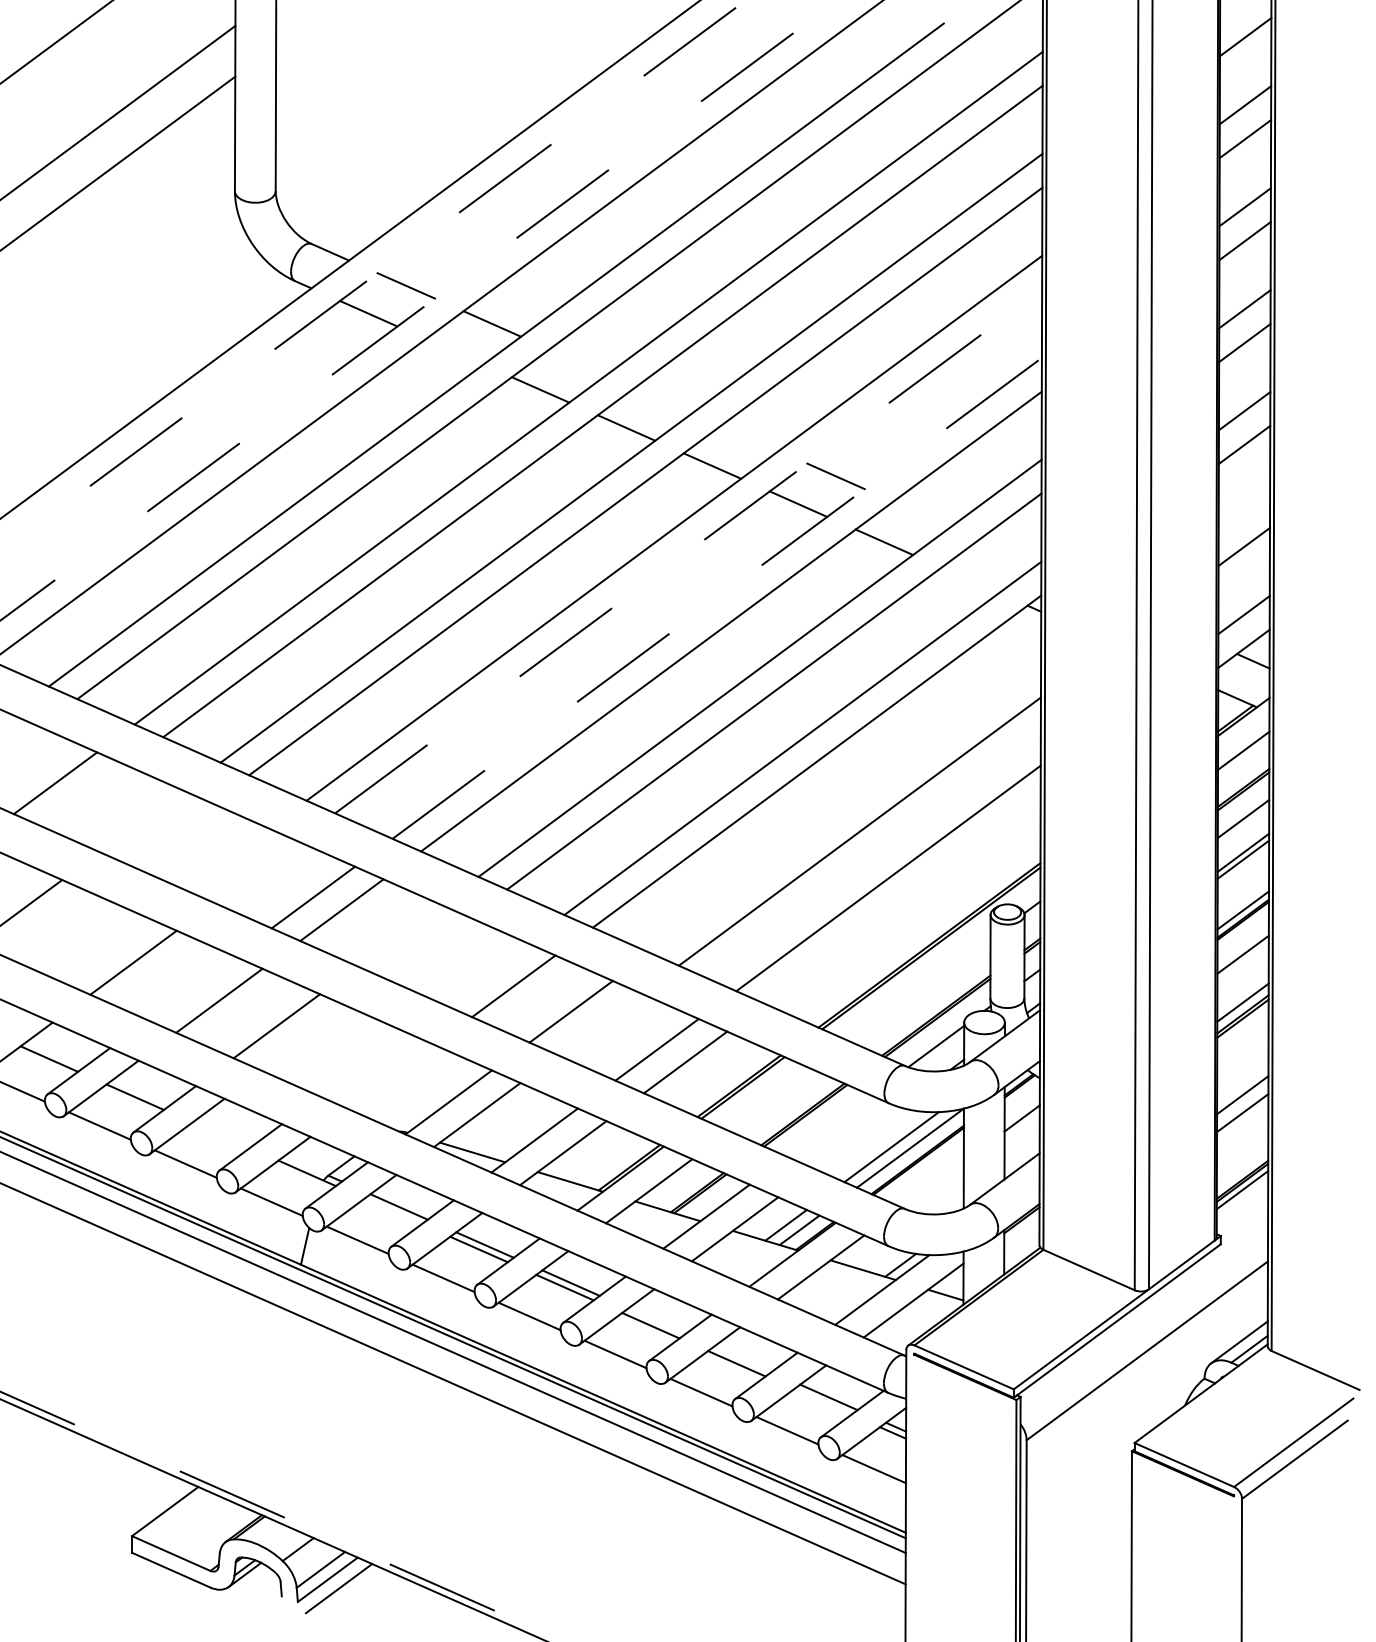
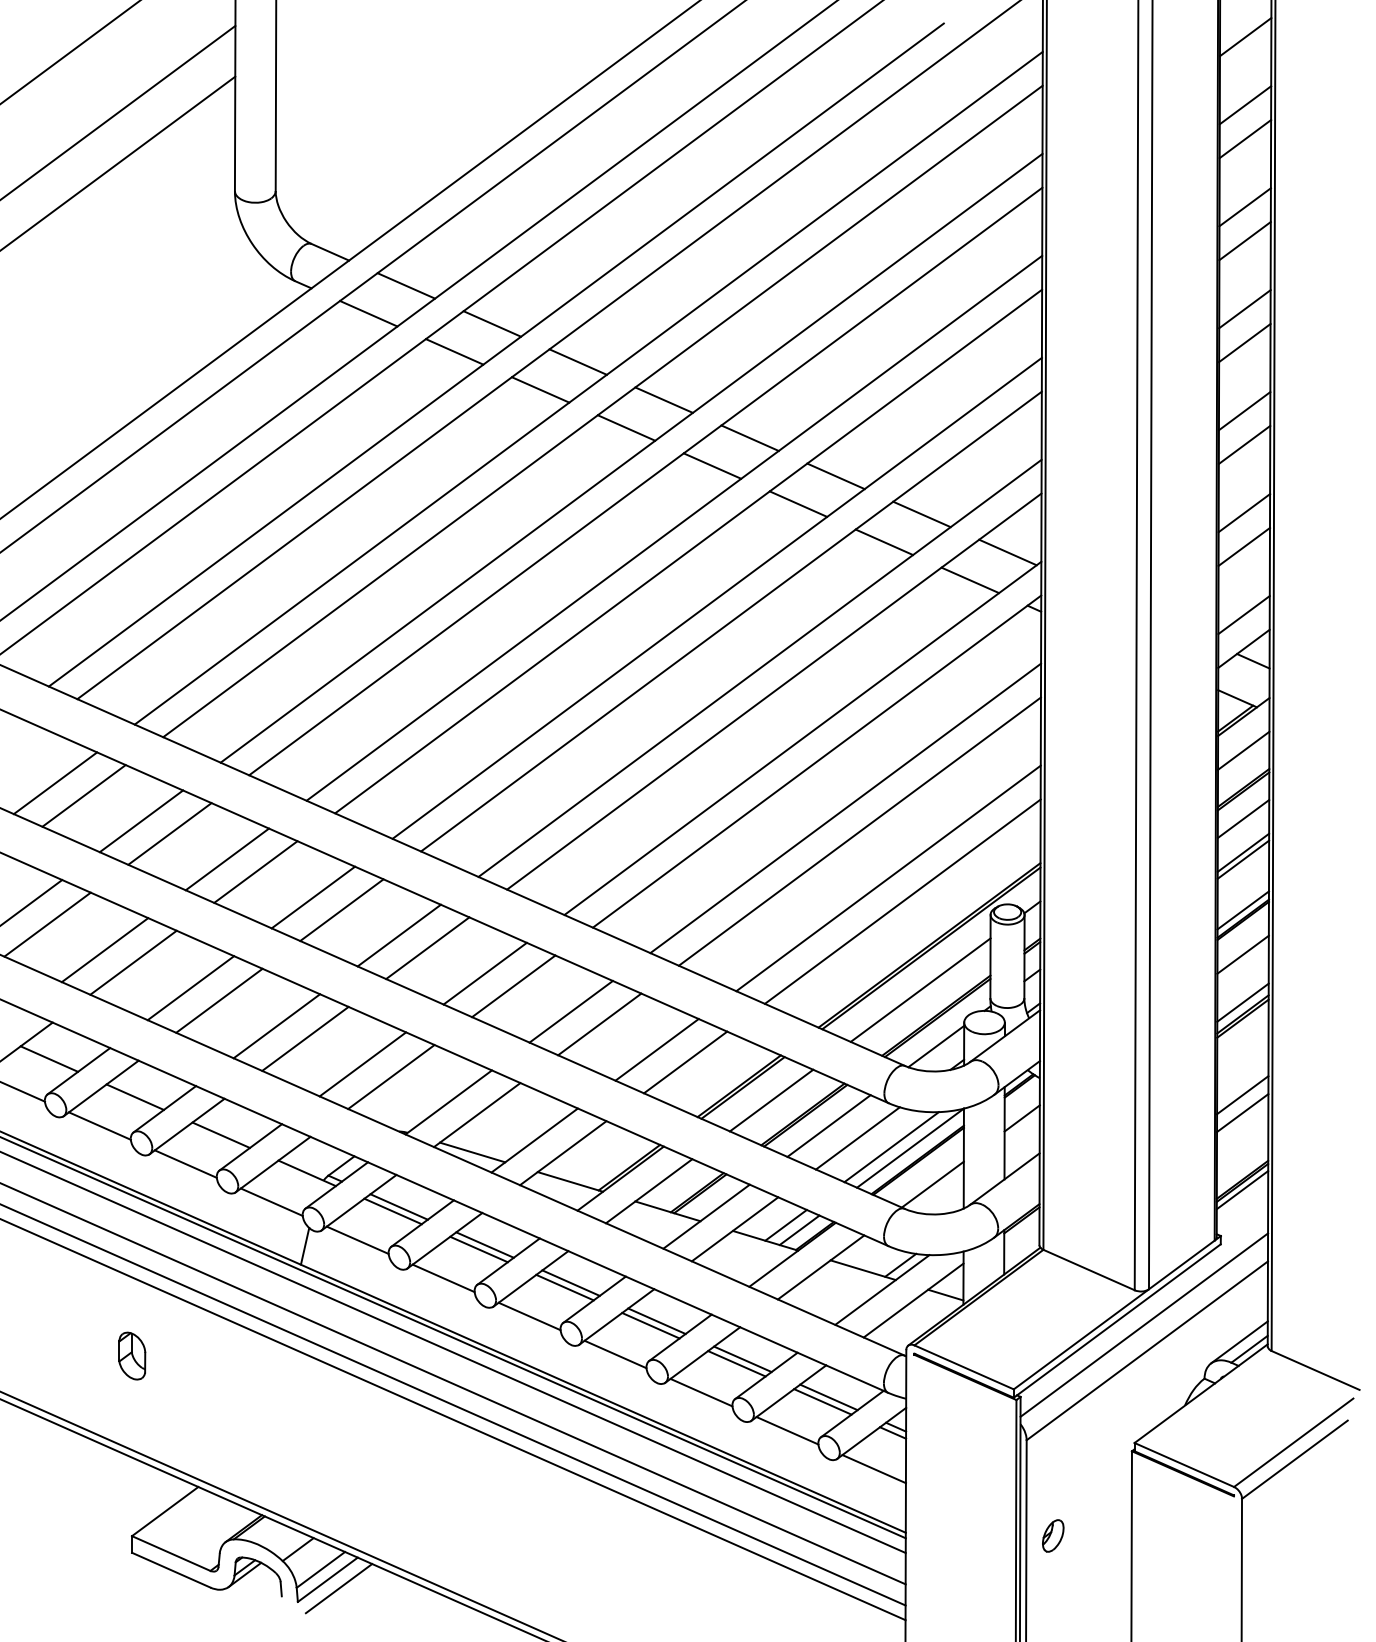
line position: (56, 42) -> (69, 52) (69, 52)
line: dashed -> solid (373, 276)
line: dashed -> solid (419, 309)
line: none -> present (454, 351)
line: none -> present (577, 361)
line: none -> present (663, 399)
line: none -> present (749, 437)
line: none -> present (1244, 513)
line: none -> present (921, 514)
line: dashed -> solid (688, 551)
line: none -> present (1007, 552)
line: none -> present (970, 580)
line: dashed -> solid (717, 598)
line: none -> present (83, 795)
line: none -> present (845, 808)
line: none -> present (141, 821)
line: none -> present (169, 833)
line: none -> present (227, 859)
line: none -> present (255, 871)
line: none -> present (902, 901)
line: none -> present (47, 924)
line: none -> present (398, 935)
line: none -> present (427, 948)
line: none -> present (104, 950)
line: none -> present (484, 973)
line: none -> present (190, 988)
line: none -> present (920, 989)
line: none -> present (599, 1024)
line: none -> present (305, 1038)
line: none -> present (362, 1064)
line: none -> present (391, 1077)
line: none -> present (771, 1100)
line: none -> present (828, 1125)
line: none -> present (220, 1134)
line: none -> present (857, 1138)
line: none -> present (932, 1184)
line: none -> present (392, 1211)
line: none -> present (656, 1321)
line: none -> present (1144, 1324)
part: none -> present (132, 1355)
line: none -> present (742, 1359)
line: none -> present (822, 1401)
line: none -> present (453, 1405)
line: none -> present (453, 1419)
line: dashed -> solid (281, 1516)
part: none -> present (1053, 1535)
